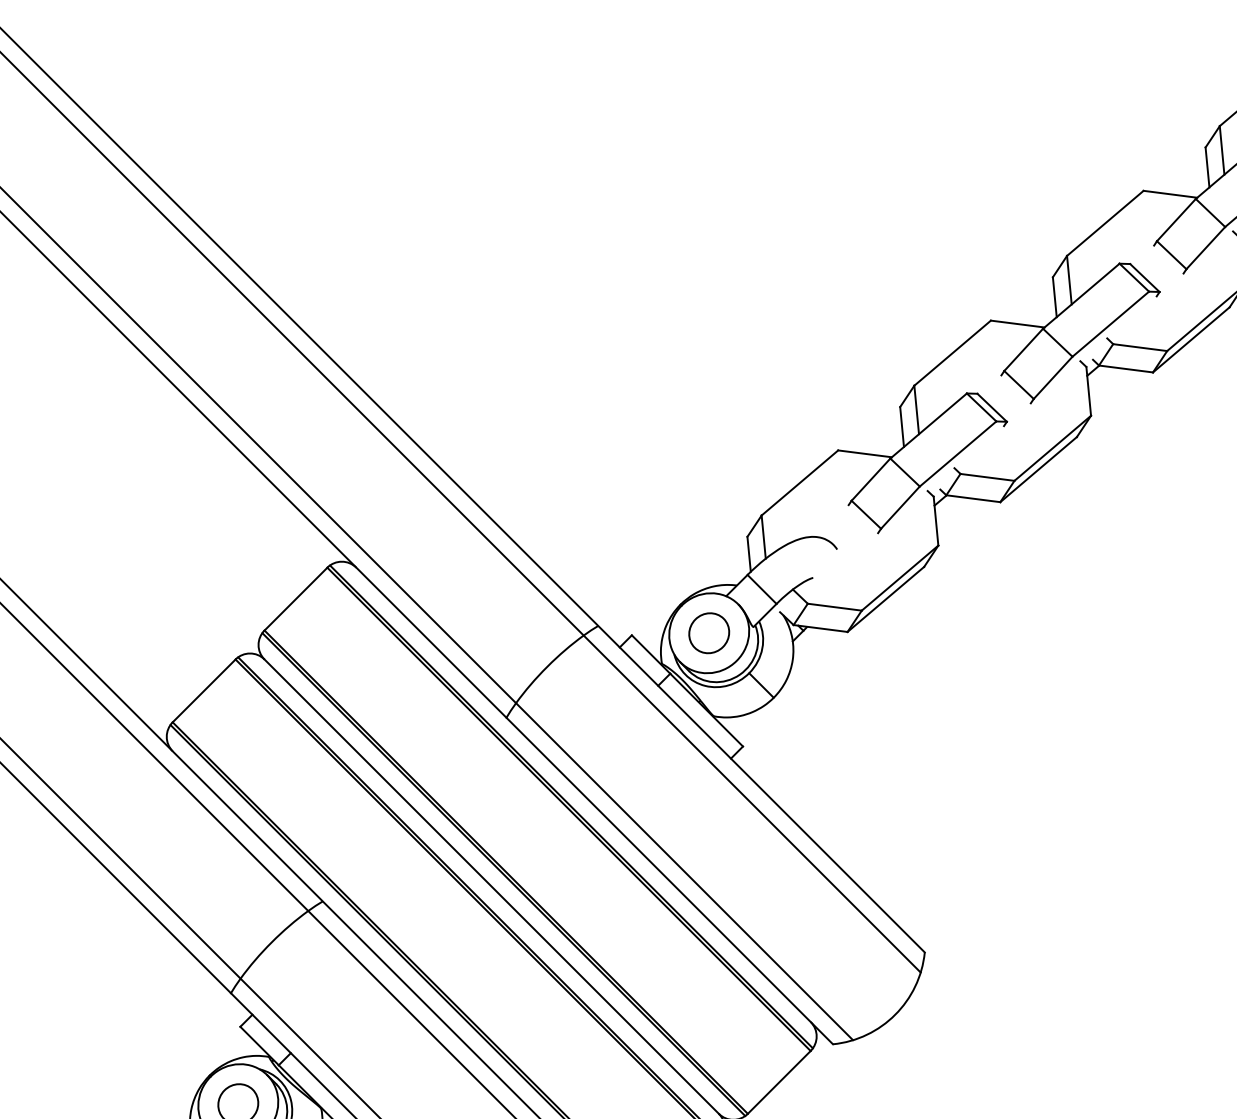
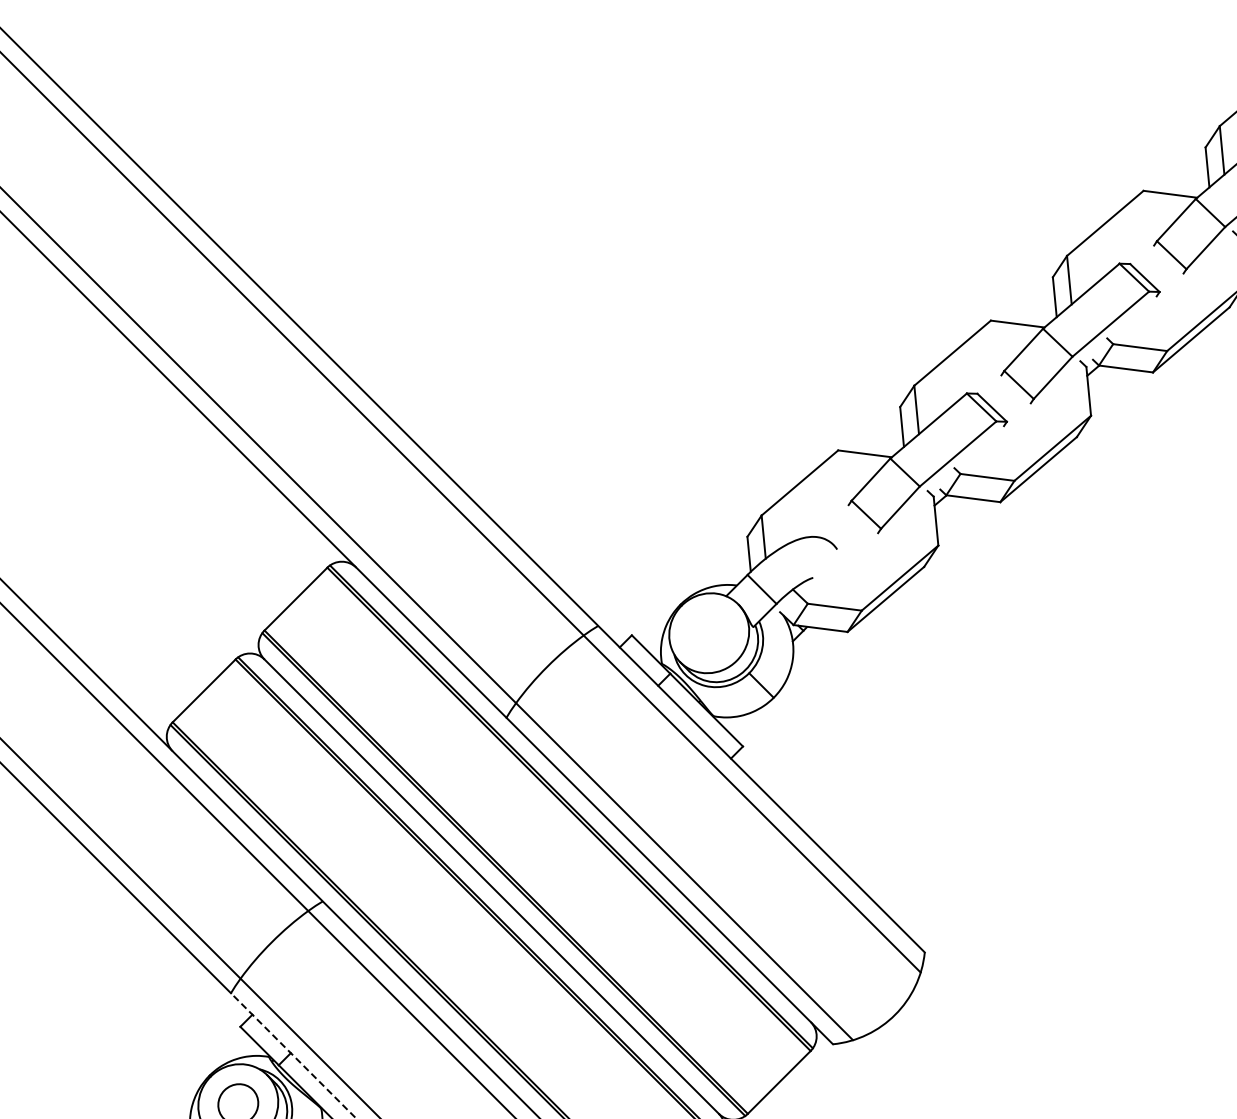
part: present -> none (709, 633)
line: solid -> dashed (293, 1055)
